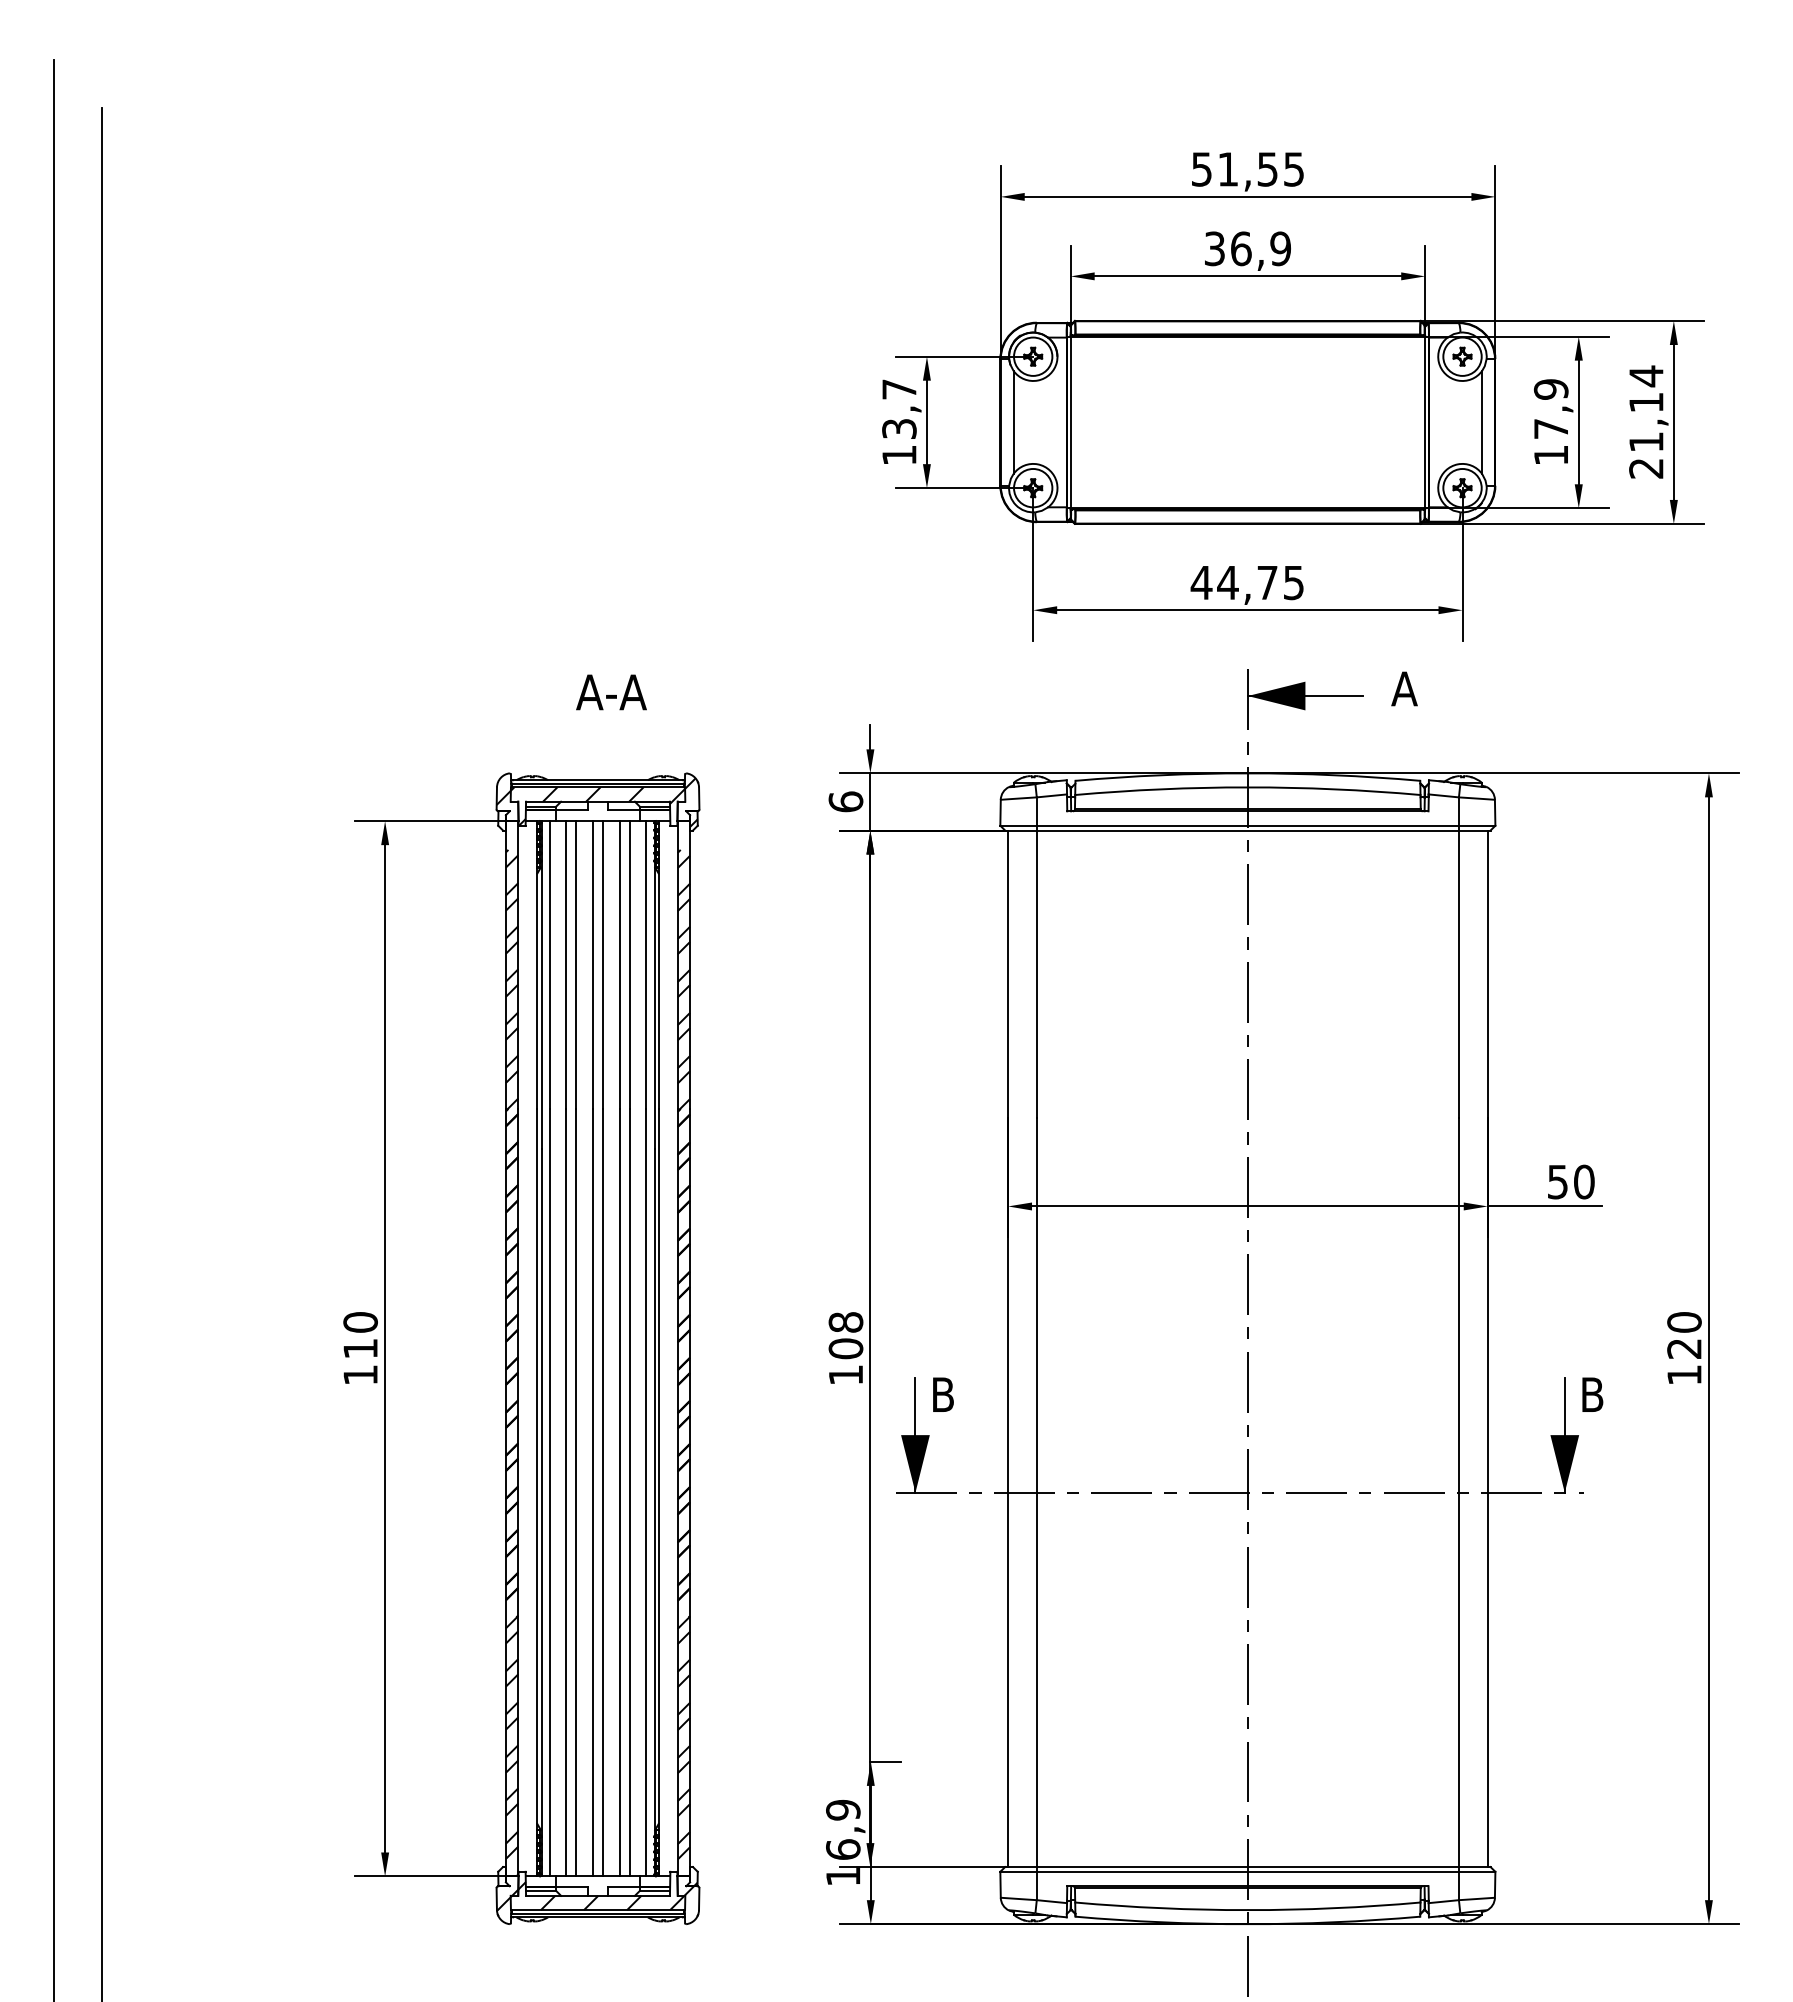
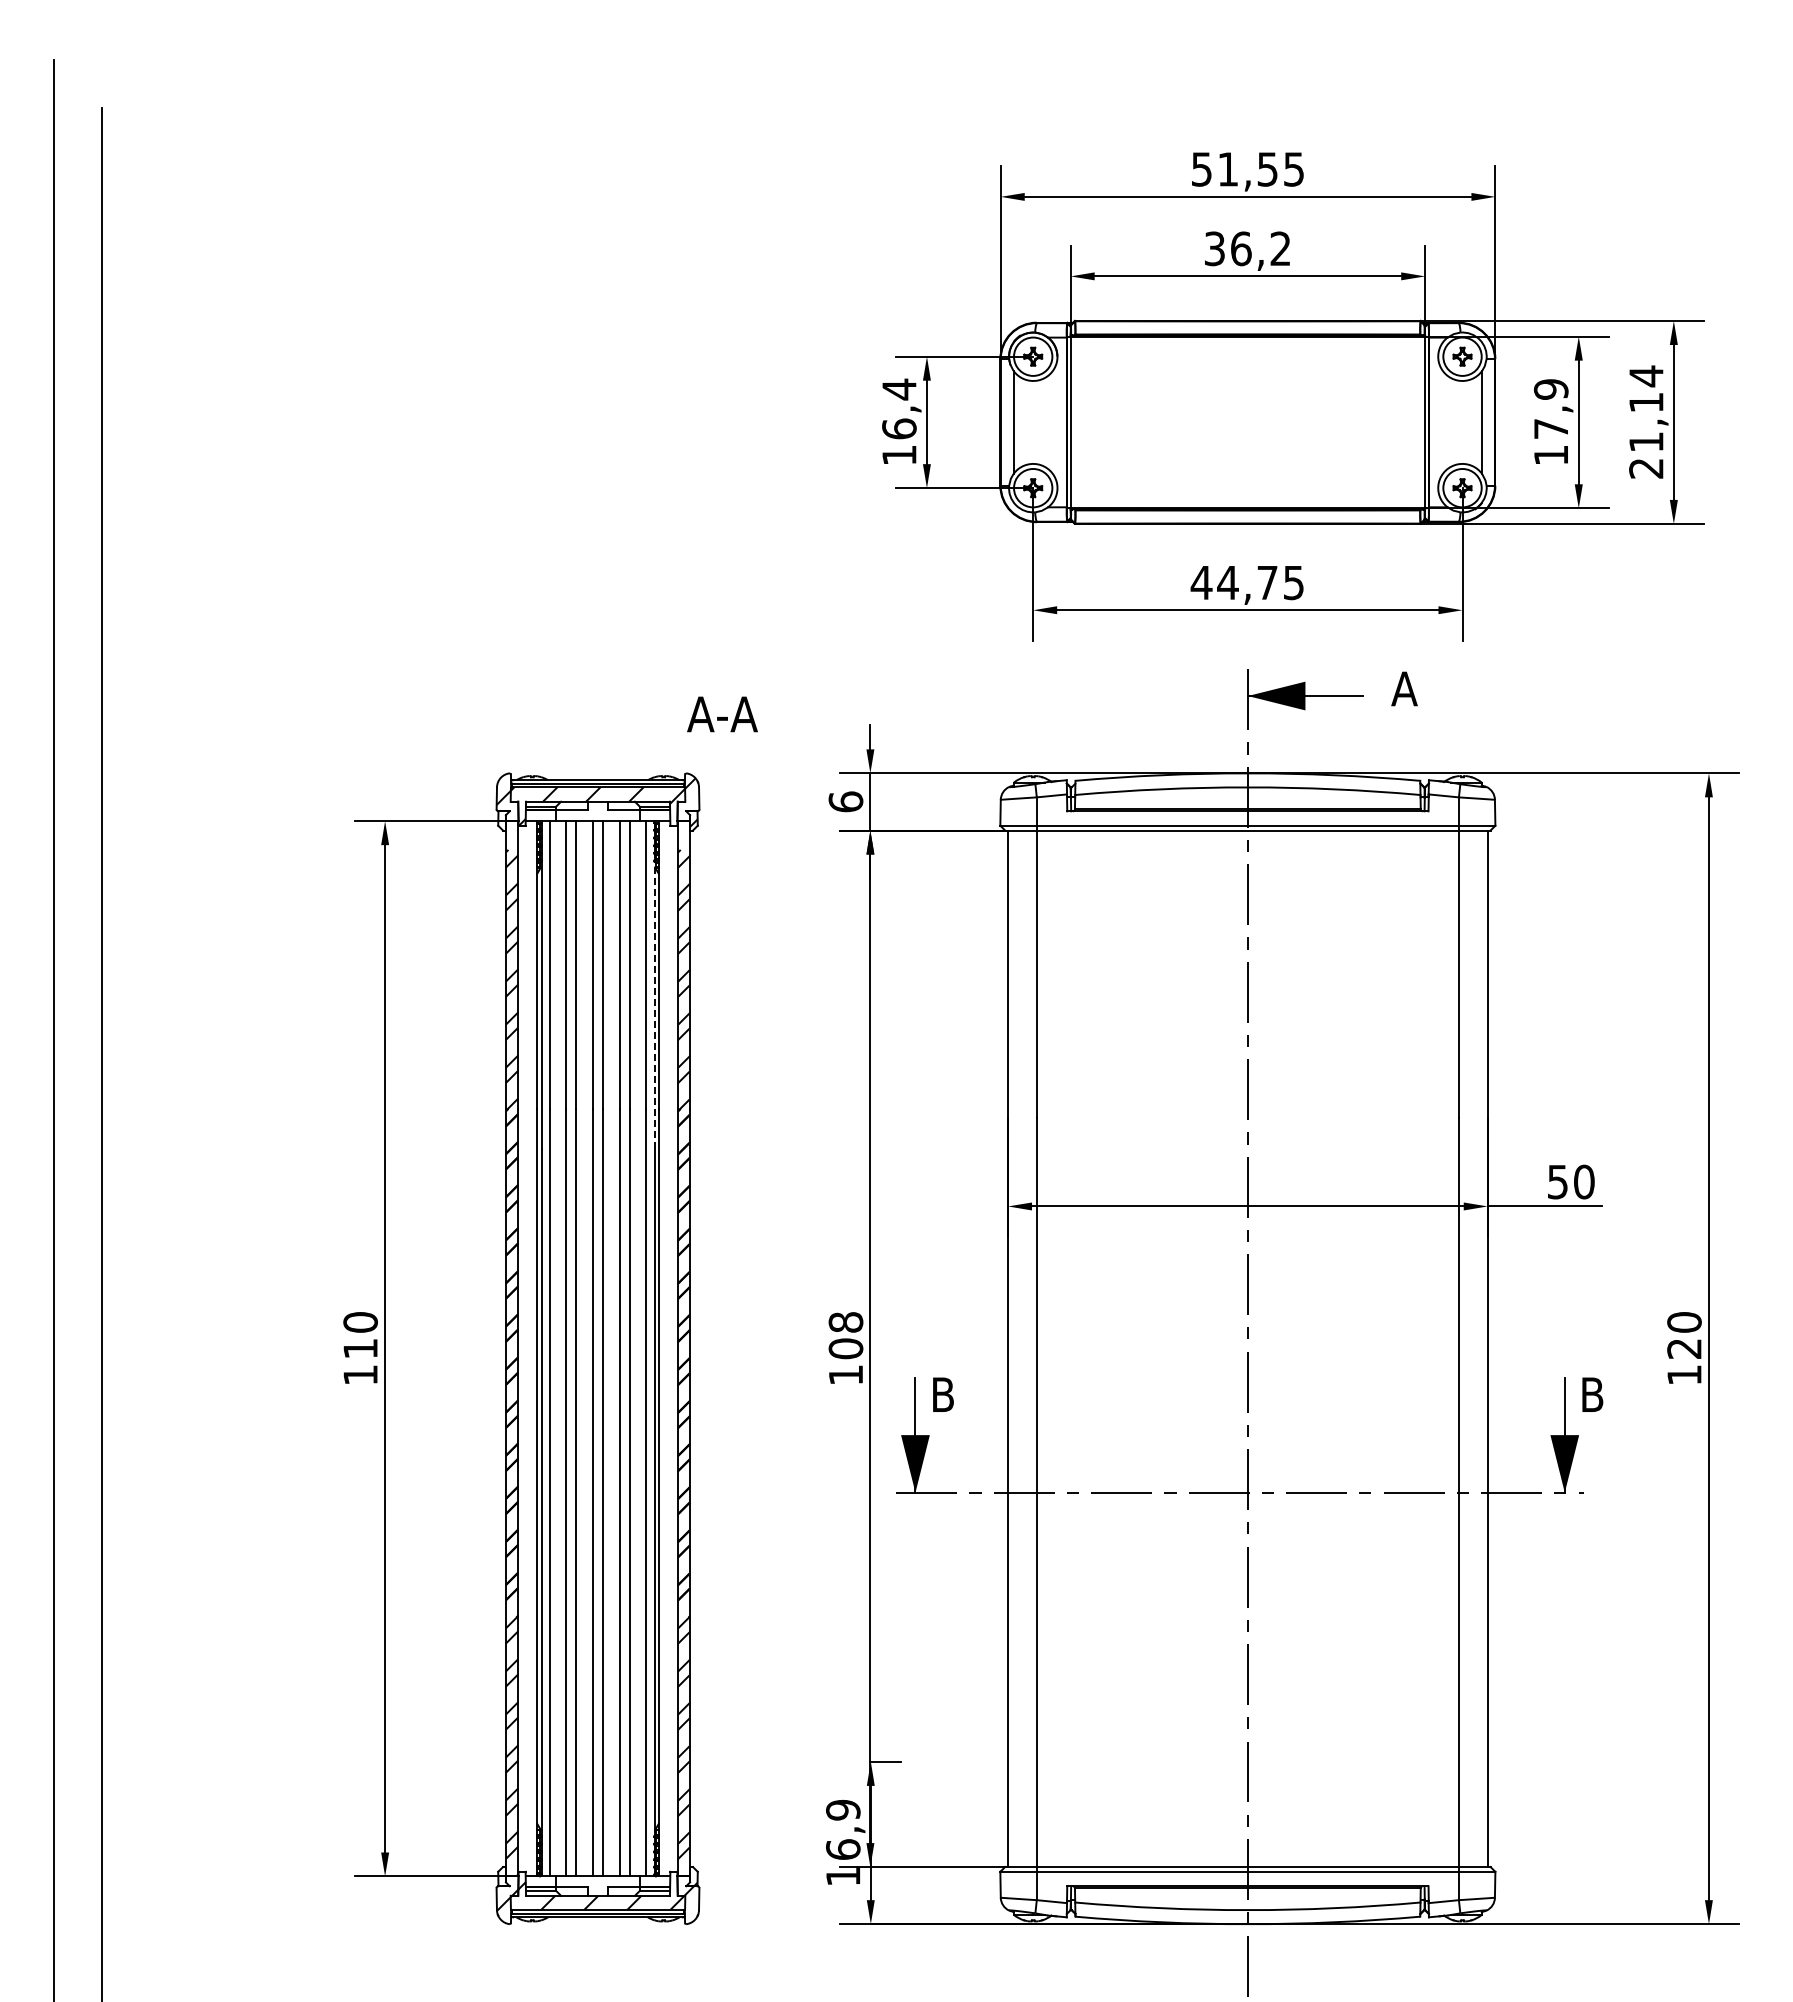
text: 36,9 -> 36,2 (1280, 248)
text: 13,7 -> 16,4 (899, 408)
text position: (611, 692) -> (722, 714) (722, 714)
line: solid -> dashed (654, 1005)
